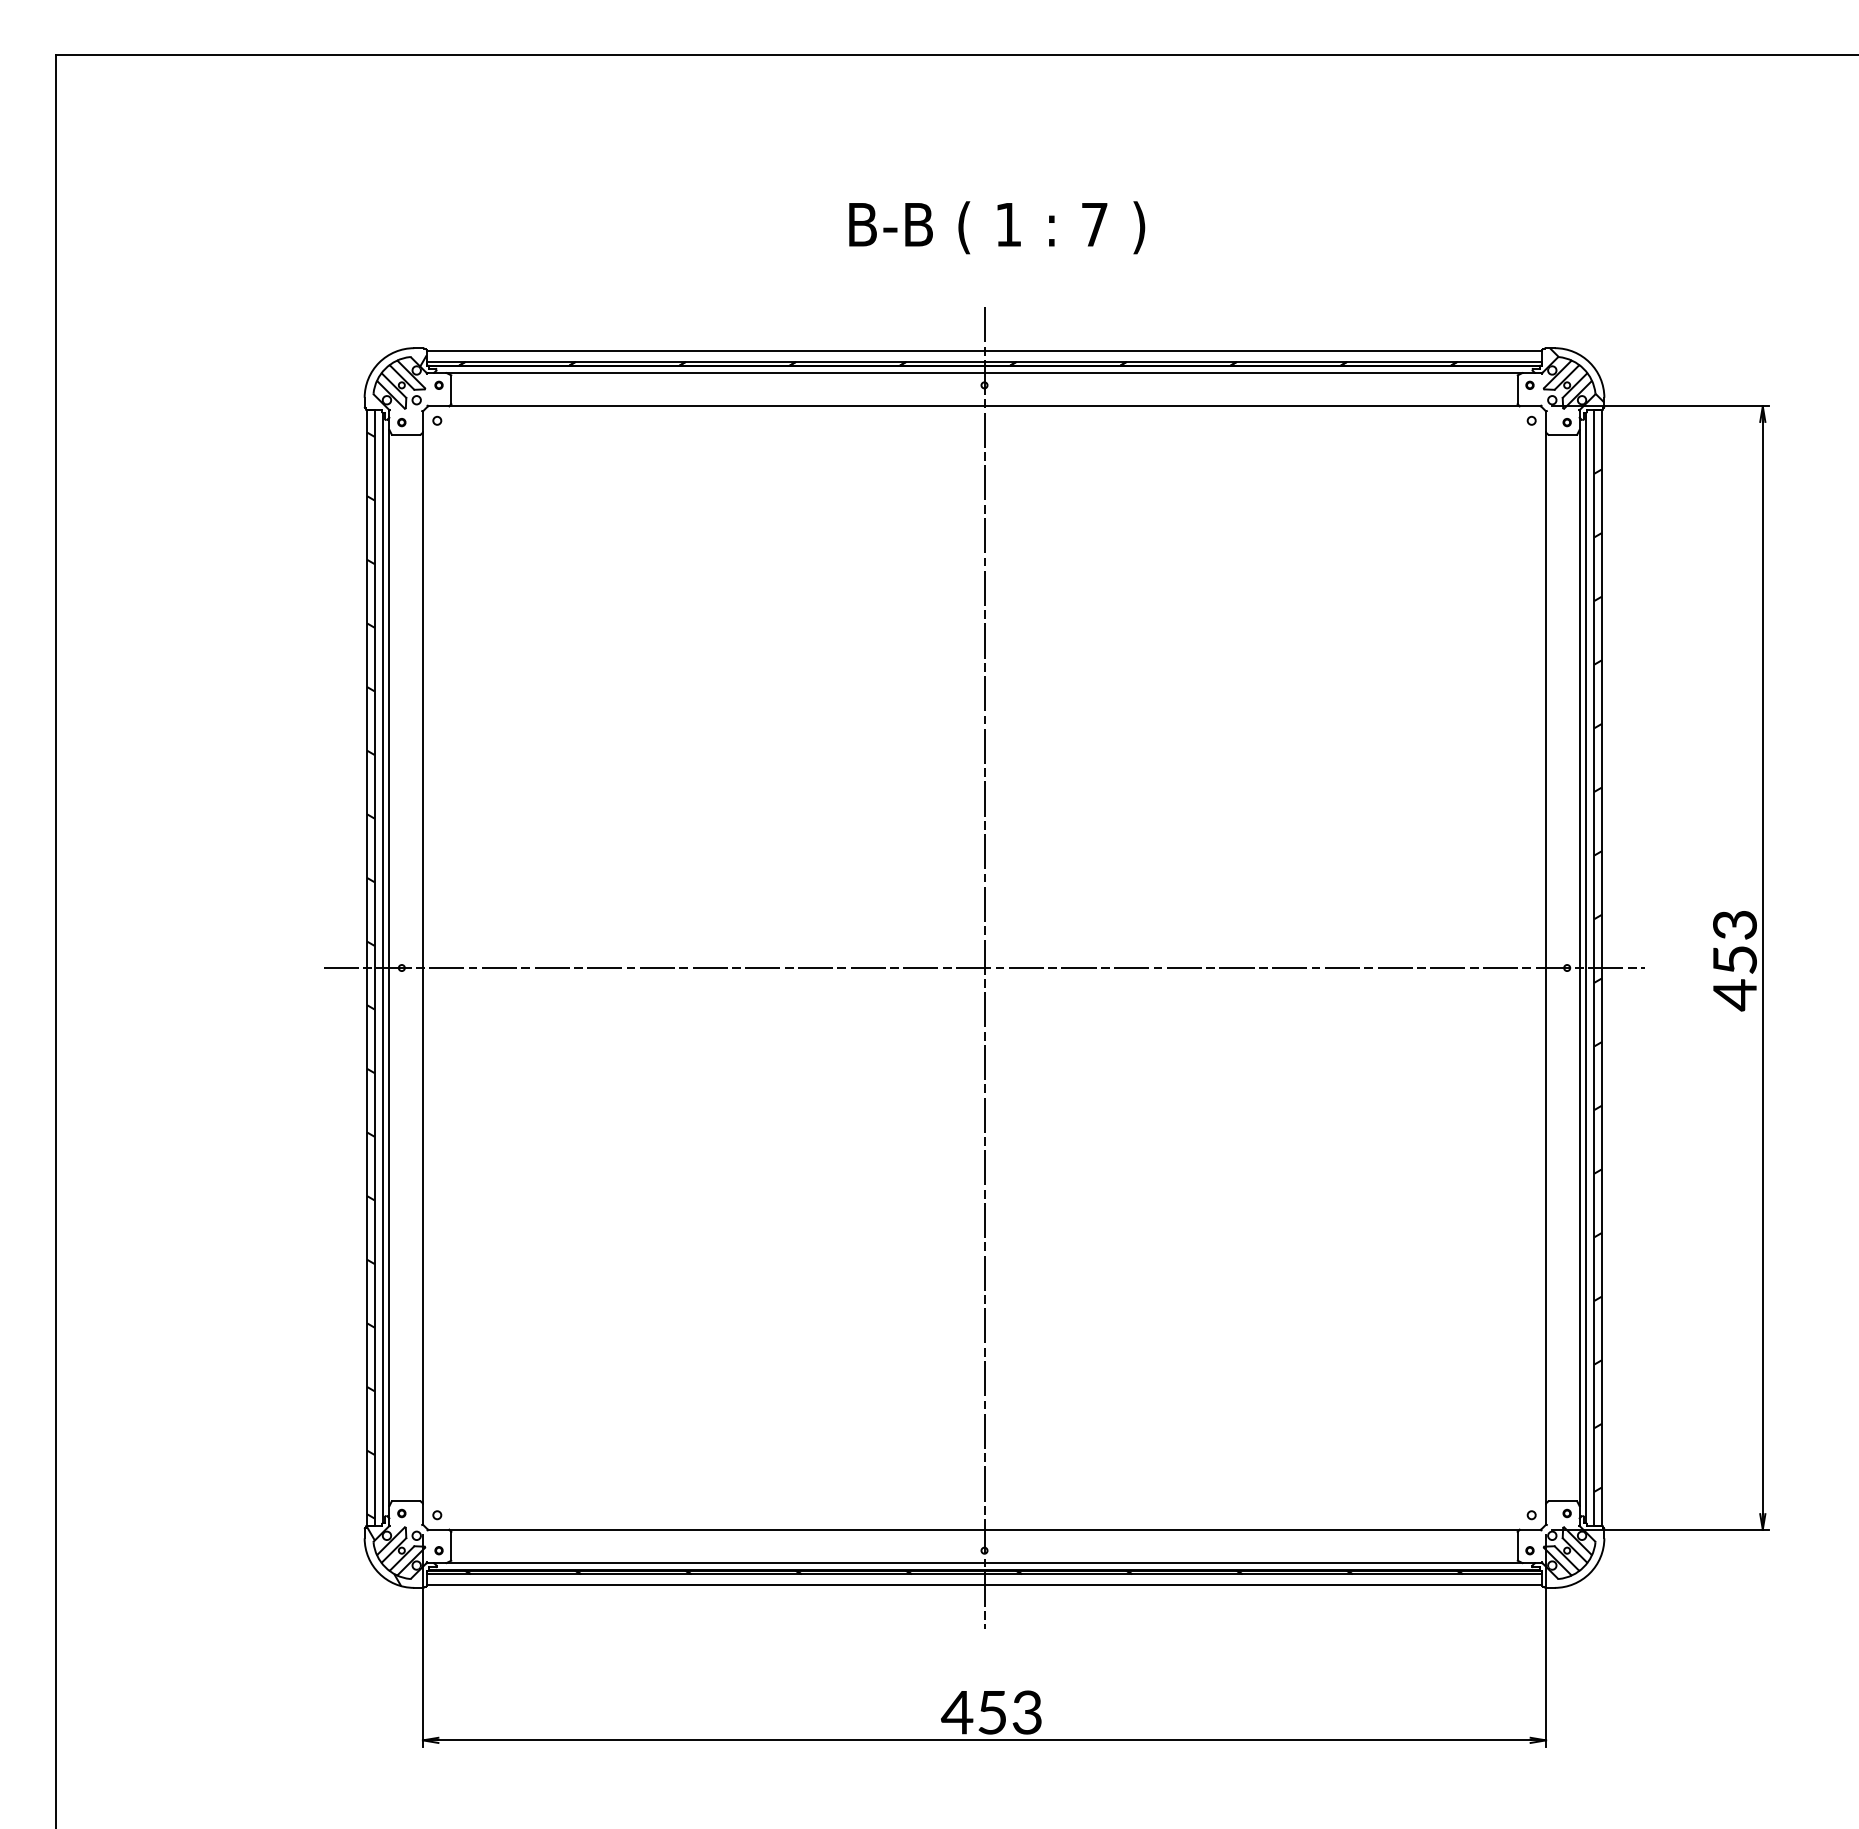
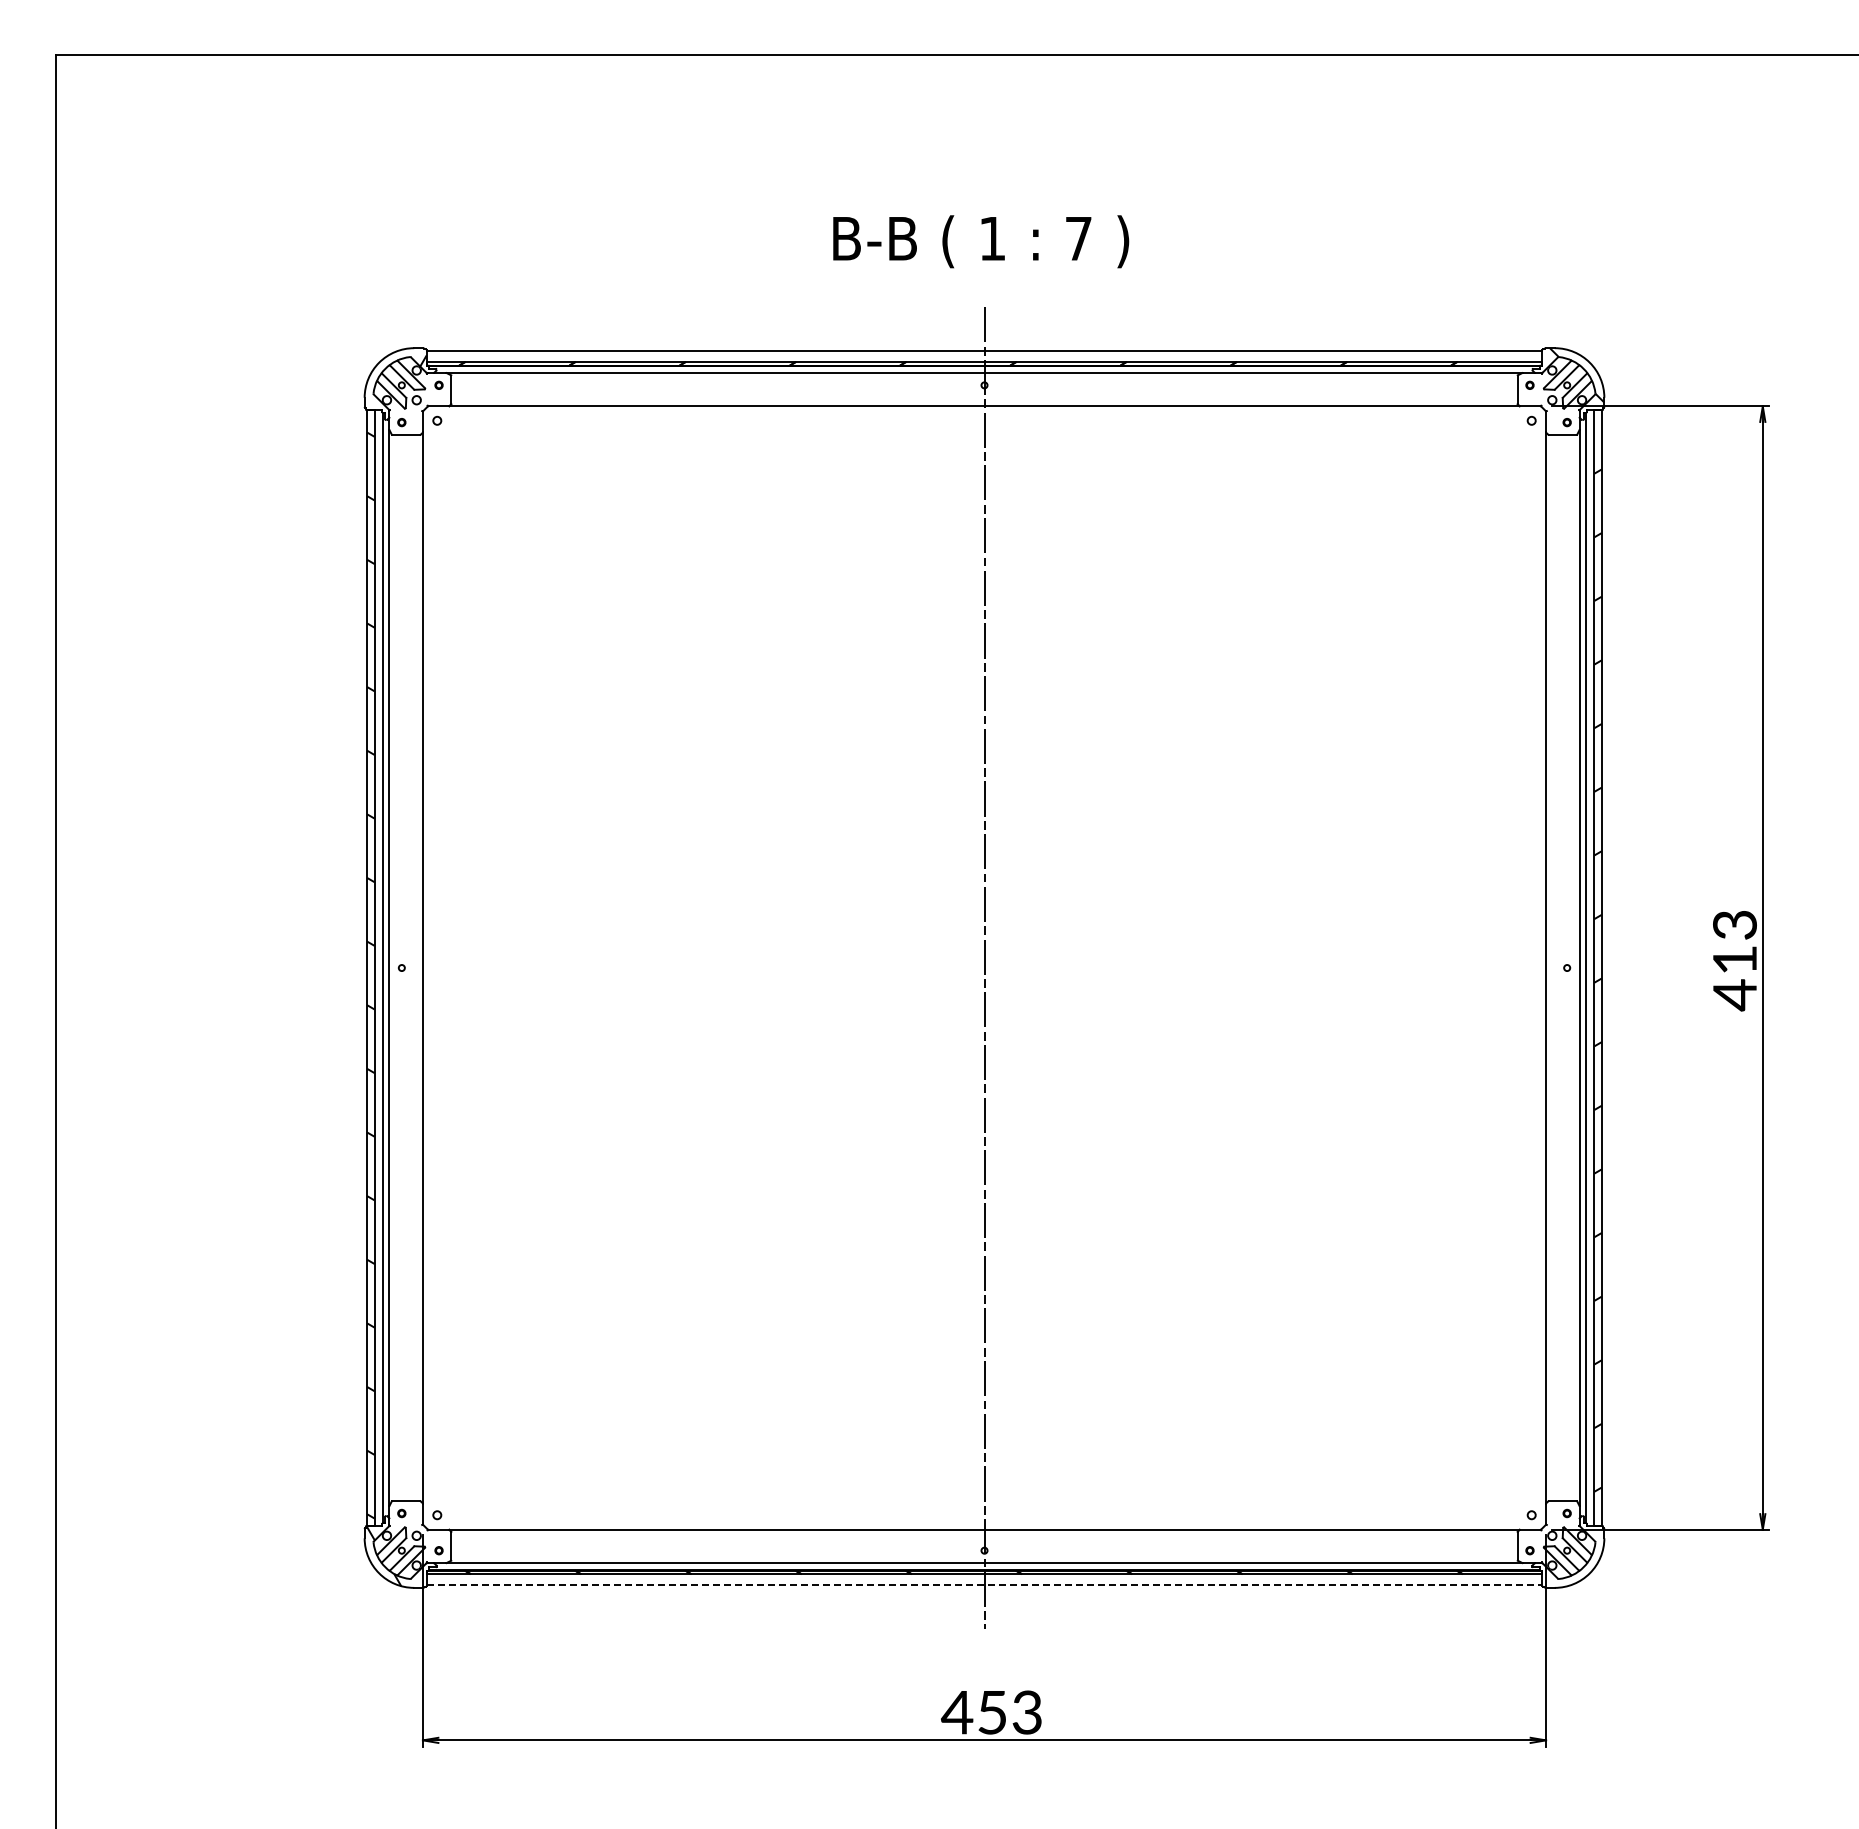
text position: (997, 227) -> (981, 241) (981, 241)
text: 453 -> 413 (1734, 959)
line: present -> none (984, 968)
line: solid -> dashed (984, 1585)
